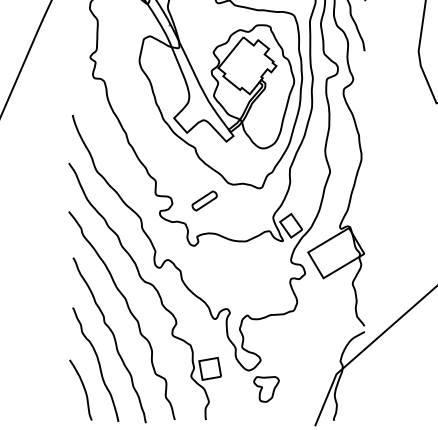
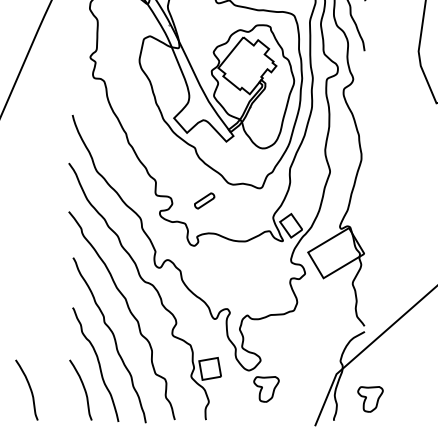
part size: 27x22 px -> 22x18 px (204, 200)
curve: none -> present (29, 388)
part: none -> present (370, 399)
